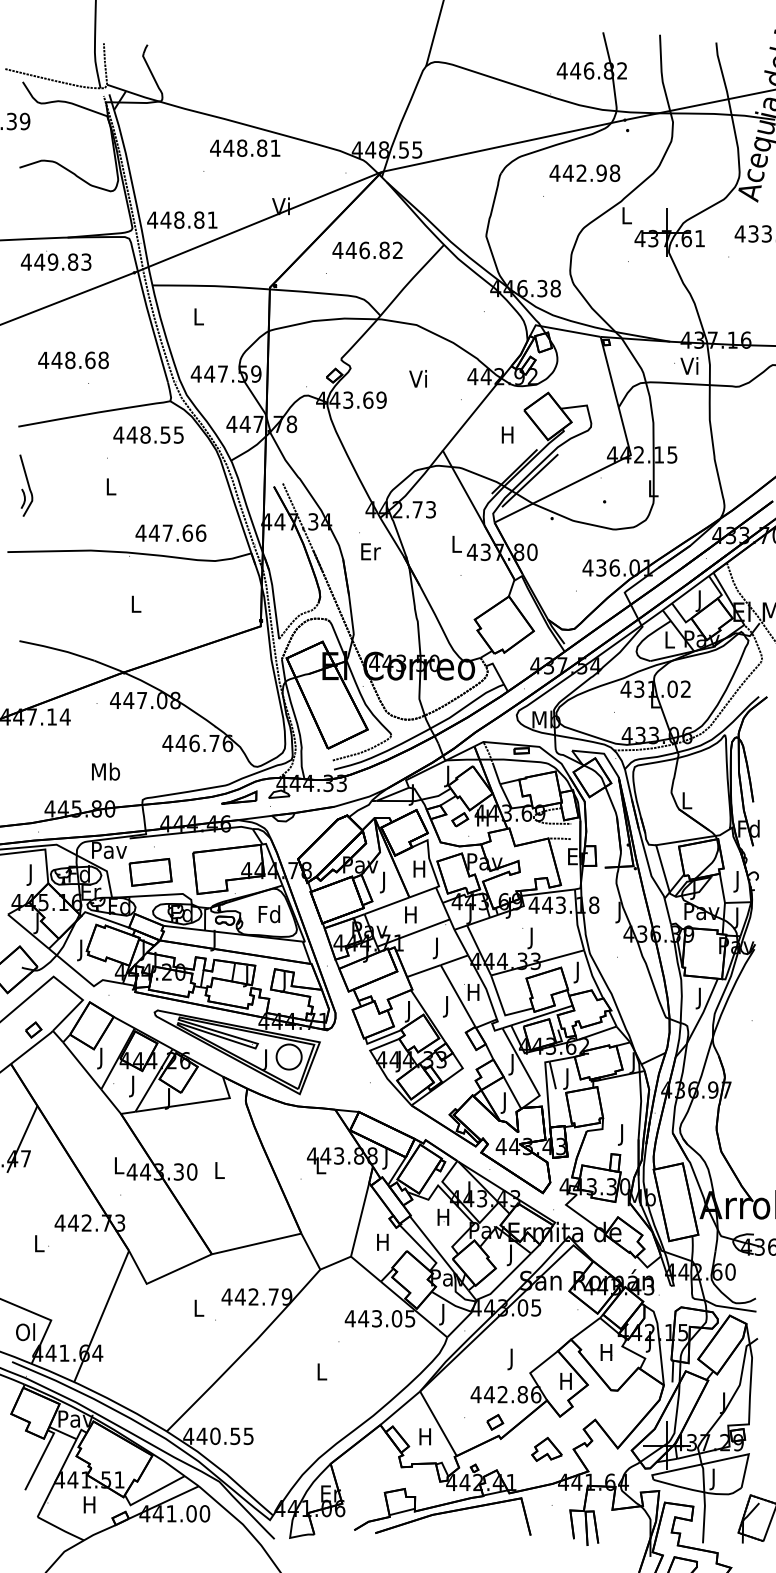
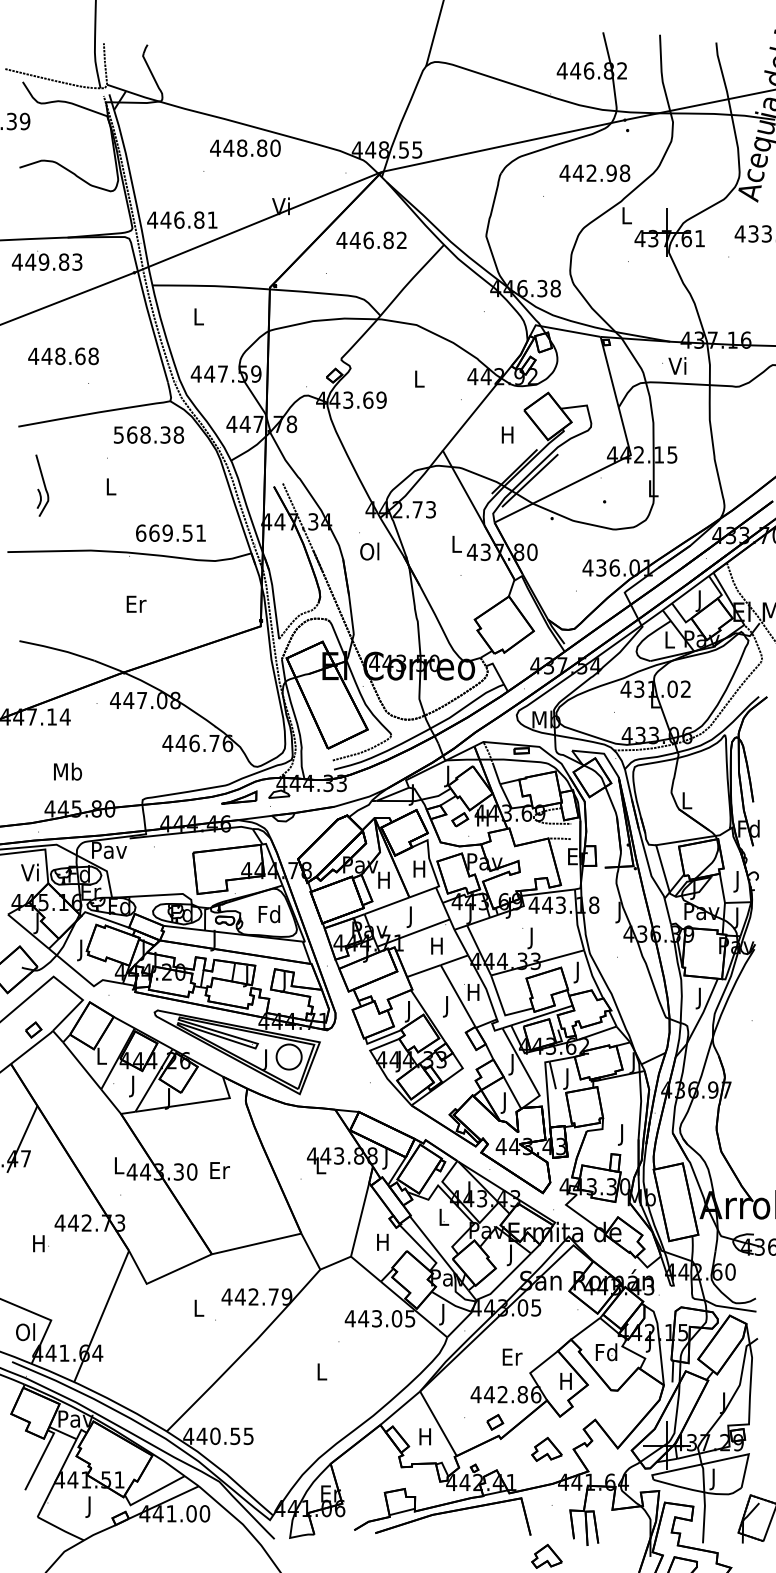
text: 448.81 -> 448.80 (275, 147)
text position: (584, 172) -> (594, 172) (594, 172)
text: 448.81 -> 446.81 (179, 219)
text position: (367, 250) -> (371, 240) (371, 240)
text position: (55, 260) -> (46, 260) (46, 260)
text position: (73, 360) -> (63, 356) (63, 356)
text position: (686, 365) -> (674, 365) (674, 365)
text: Vi -> L (417, 378)
text: 448.55 -> 568.38 (148, 434)
part position: (26, 485) -> (42, 485) (42, 485)
text: 447.66 -> 669.51 (170, 532)
text: Er -> Ol (370, 551)
text: L -> Er (136, 603)
text position: (105, 771) -> (67, 771) (67, 771)
part: present -> none (150, 872)
text: J -> Vi (29, 874)
text: J -> H (383, 882)
text: H -> J (410, 916)
text: J -> H (436, 948)
text: J -> L (101, 1058)
text: L -> Er (219, 1170)
text: H -> L (443, 1216)
text: L -> H (38, 1243)
text: H -> Fd (606, 1352)
text: J -> Er (512, 1359)
text: H -> J (89, 1506)
part: none -> present (546, 1556)
